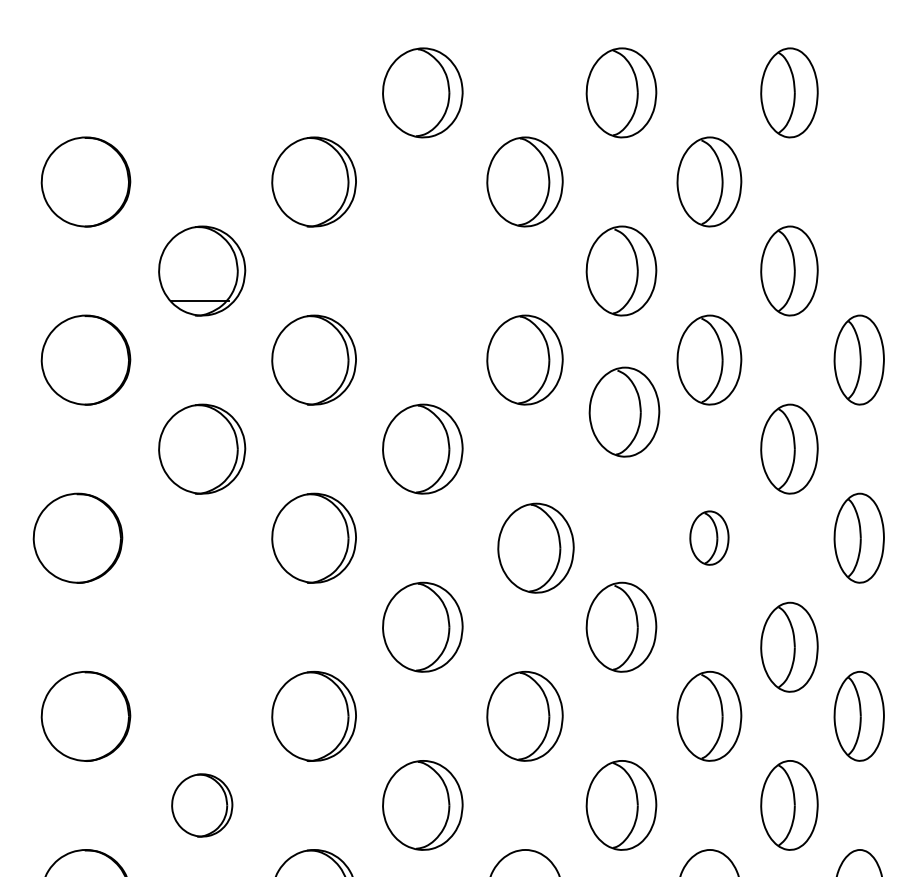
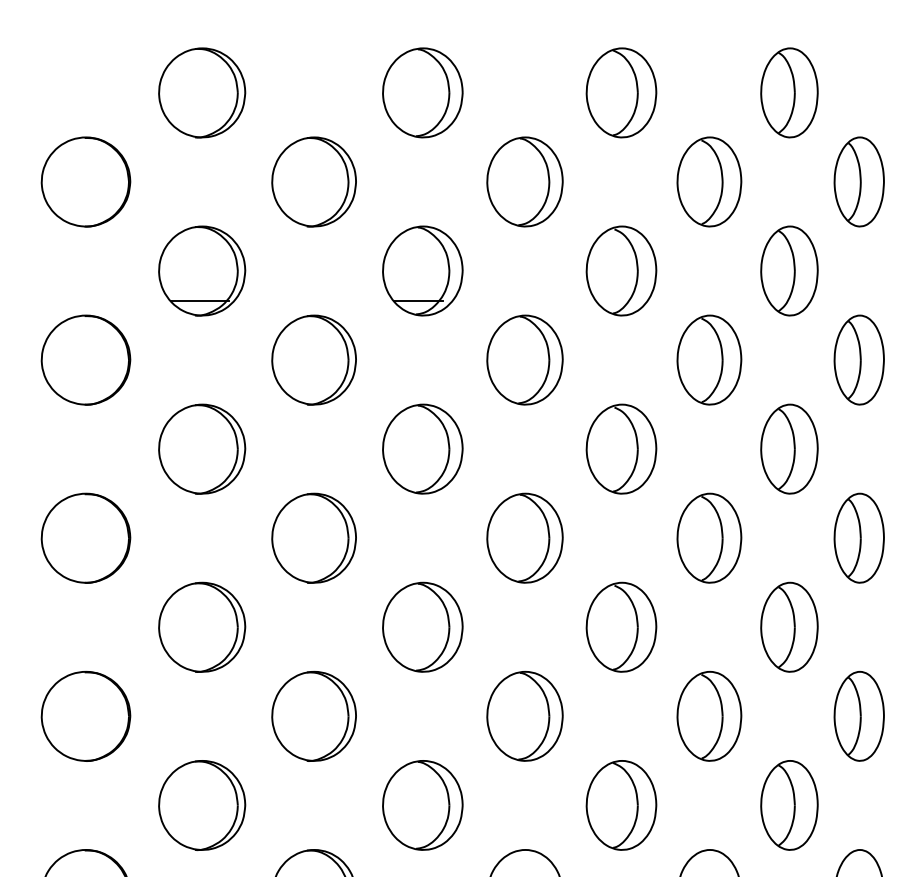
part: none -> present (202, 92)
part: none -> present (858, 181)
part: none -> present (422, 270)
part position: (624, 411) -> (621, 448) (621, 448)
part position: (77, 537) -> (85, 537) (85, 537)
part size: 41x56 px -> 67x92 px (709, 537)
part position: (535, 547) -> (524, 537) (524, 537)
part: none -> present (202, 626)
part position: (789, 646) -> (789, 626) (789, 626)
part size: 63x65 px -> 89x91 px (202, 805)
